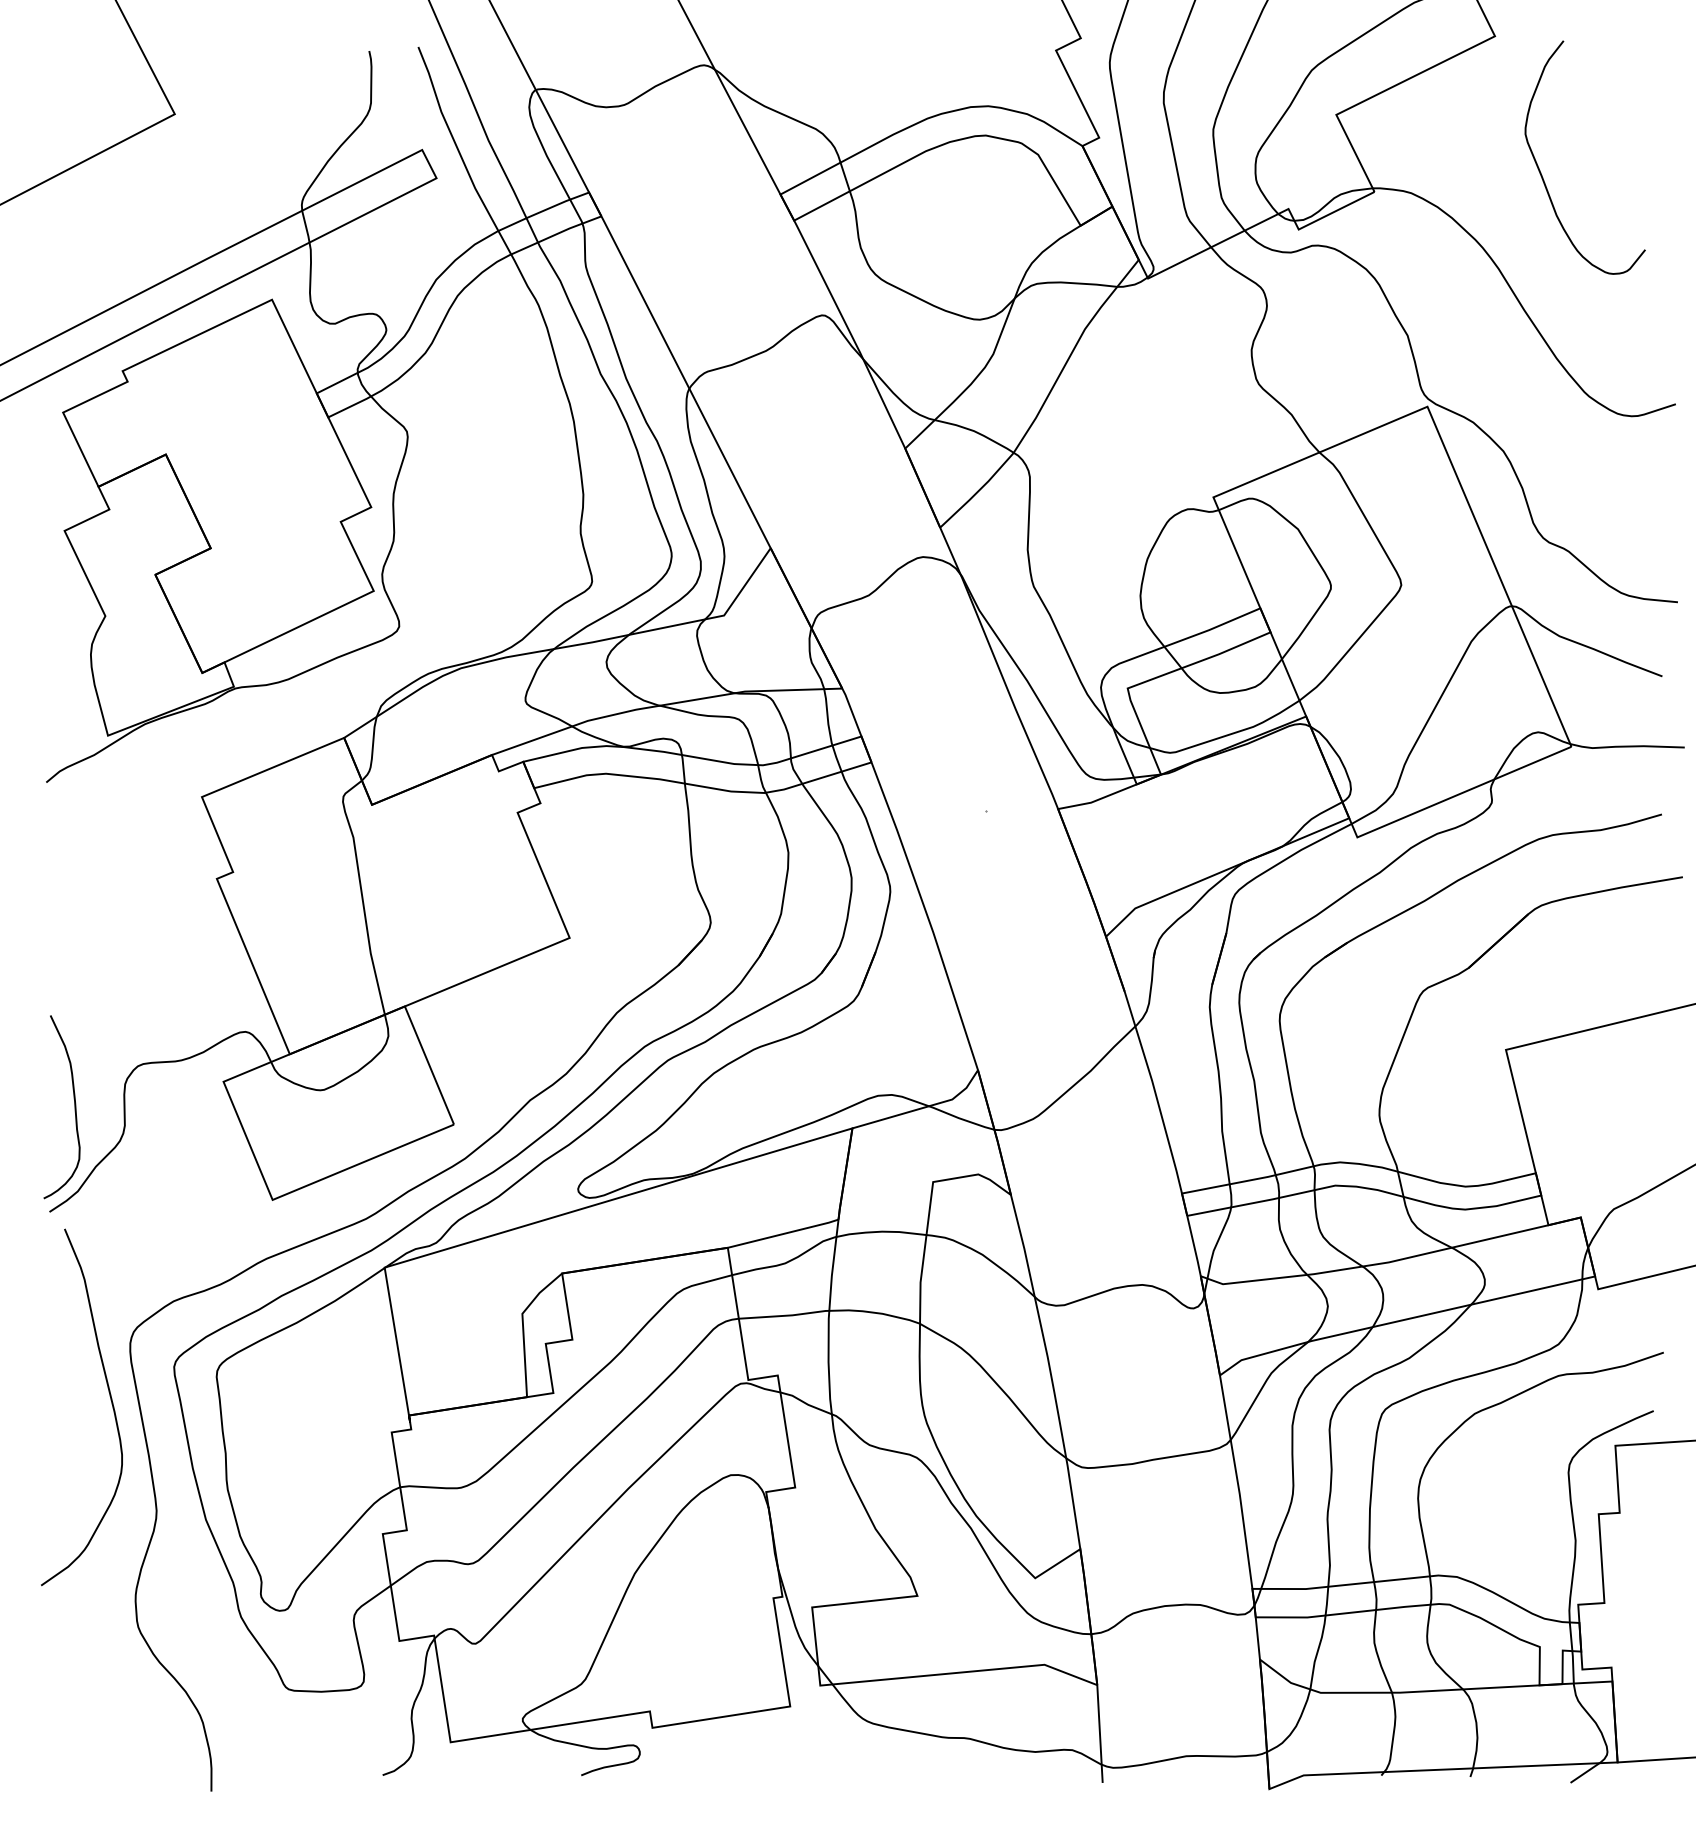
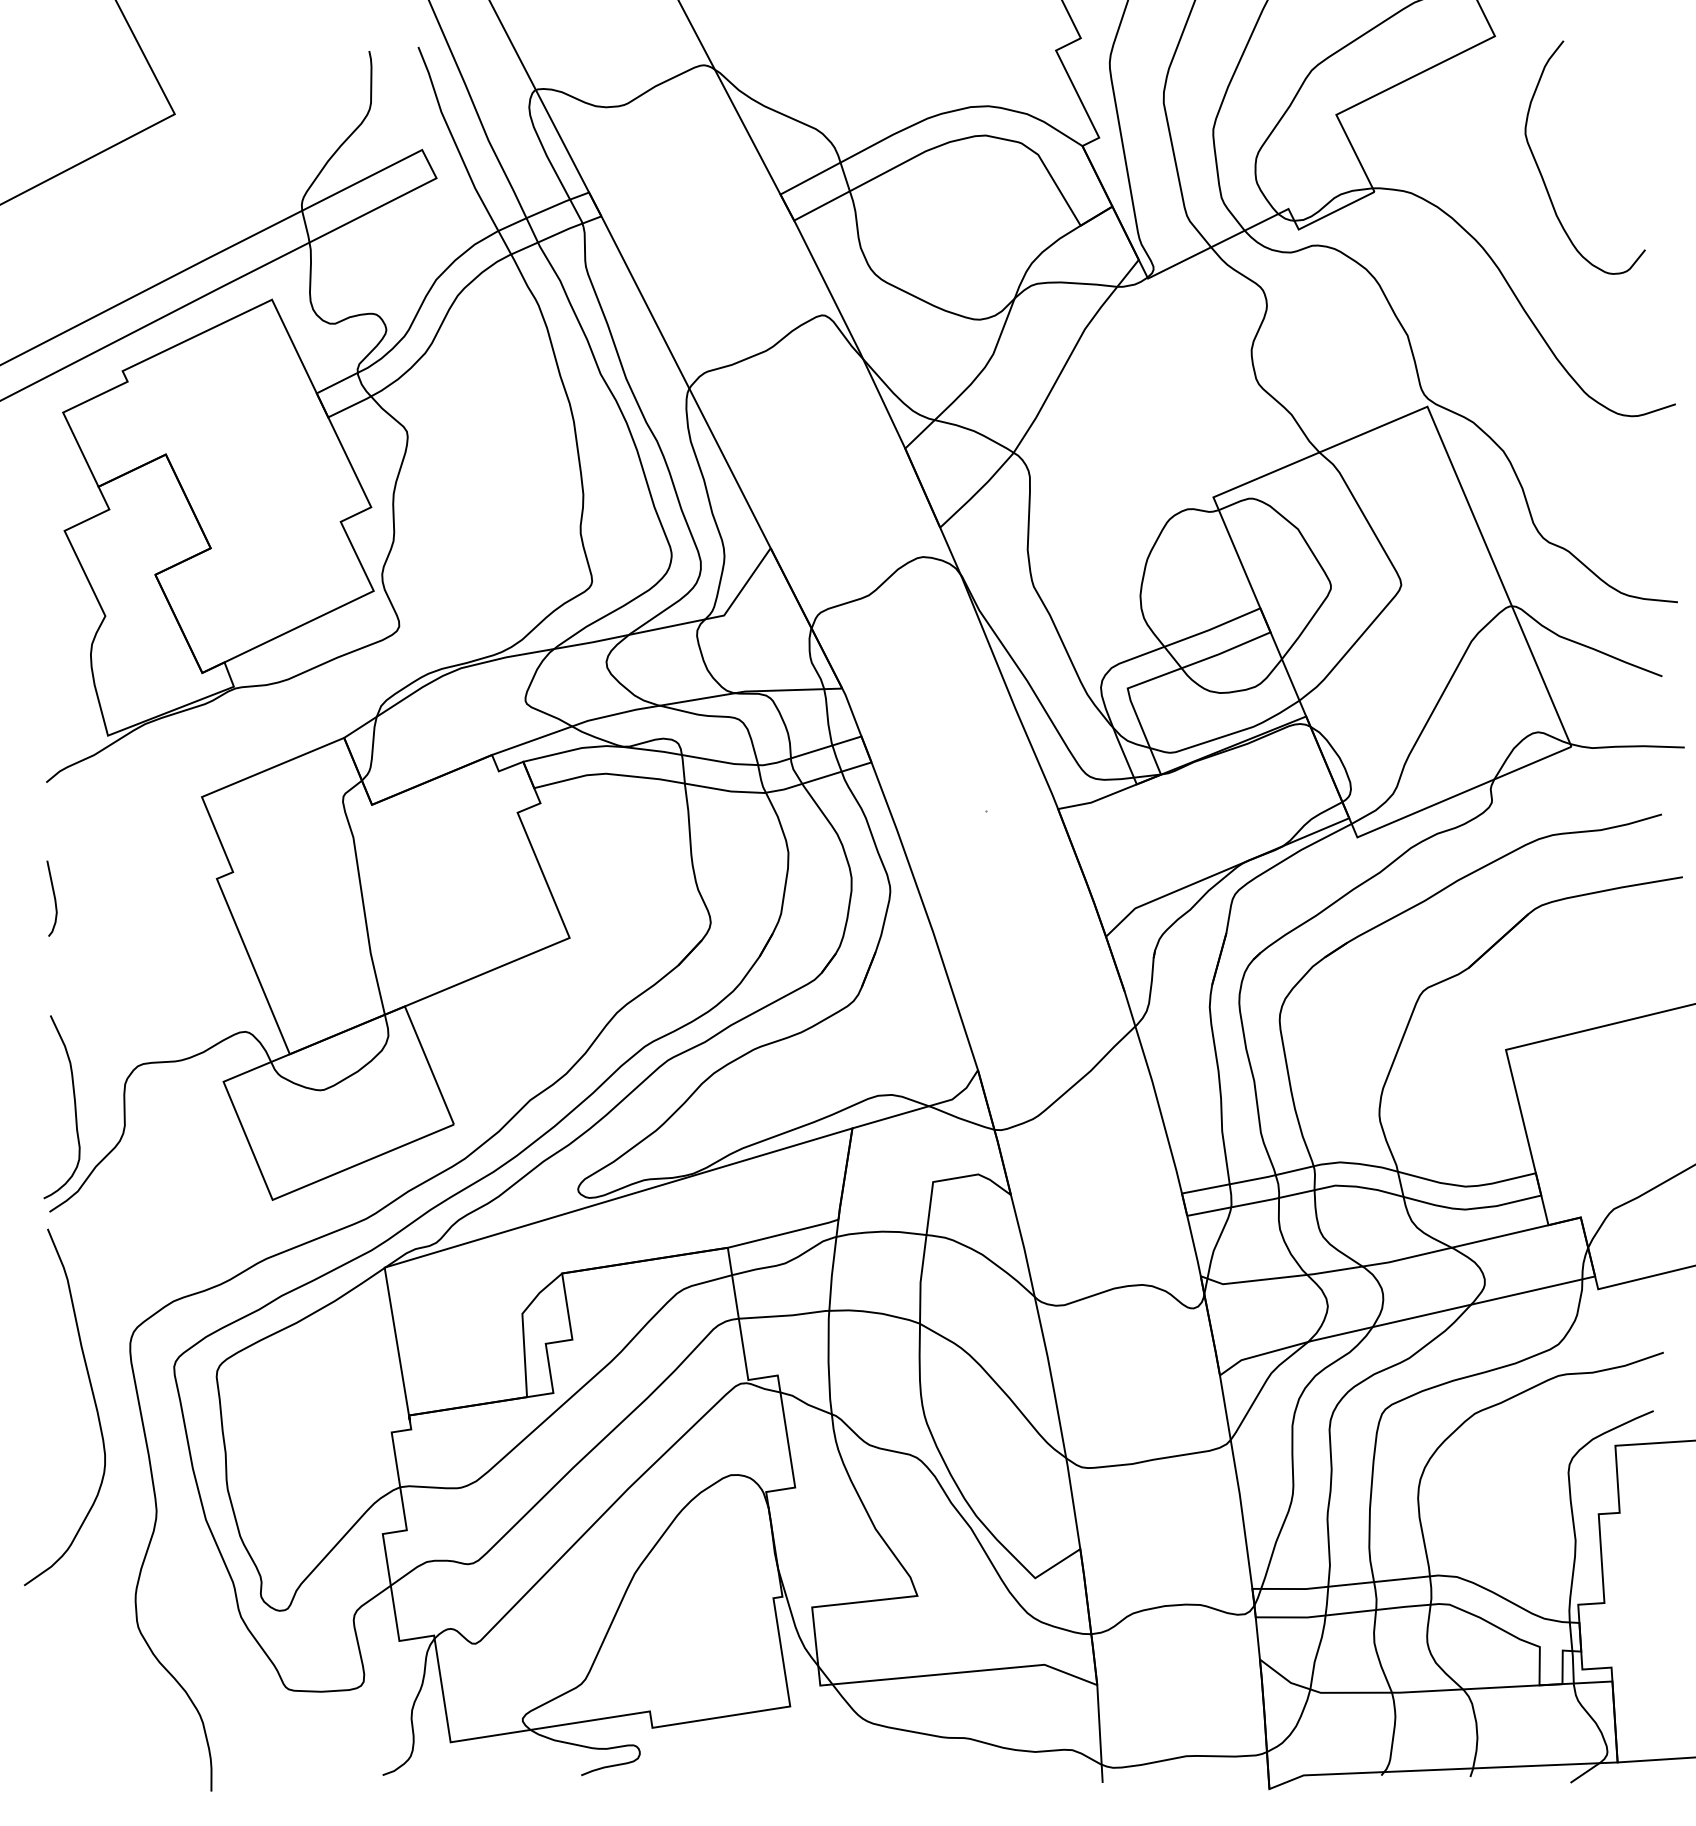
curve: none -> present (53, 896)
curve position: (110, 1400) -> (93, 1400) (93, 1400)
